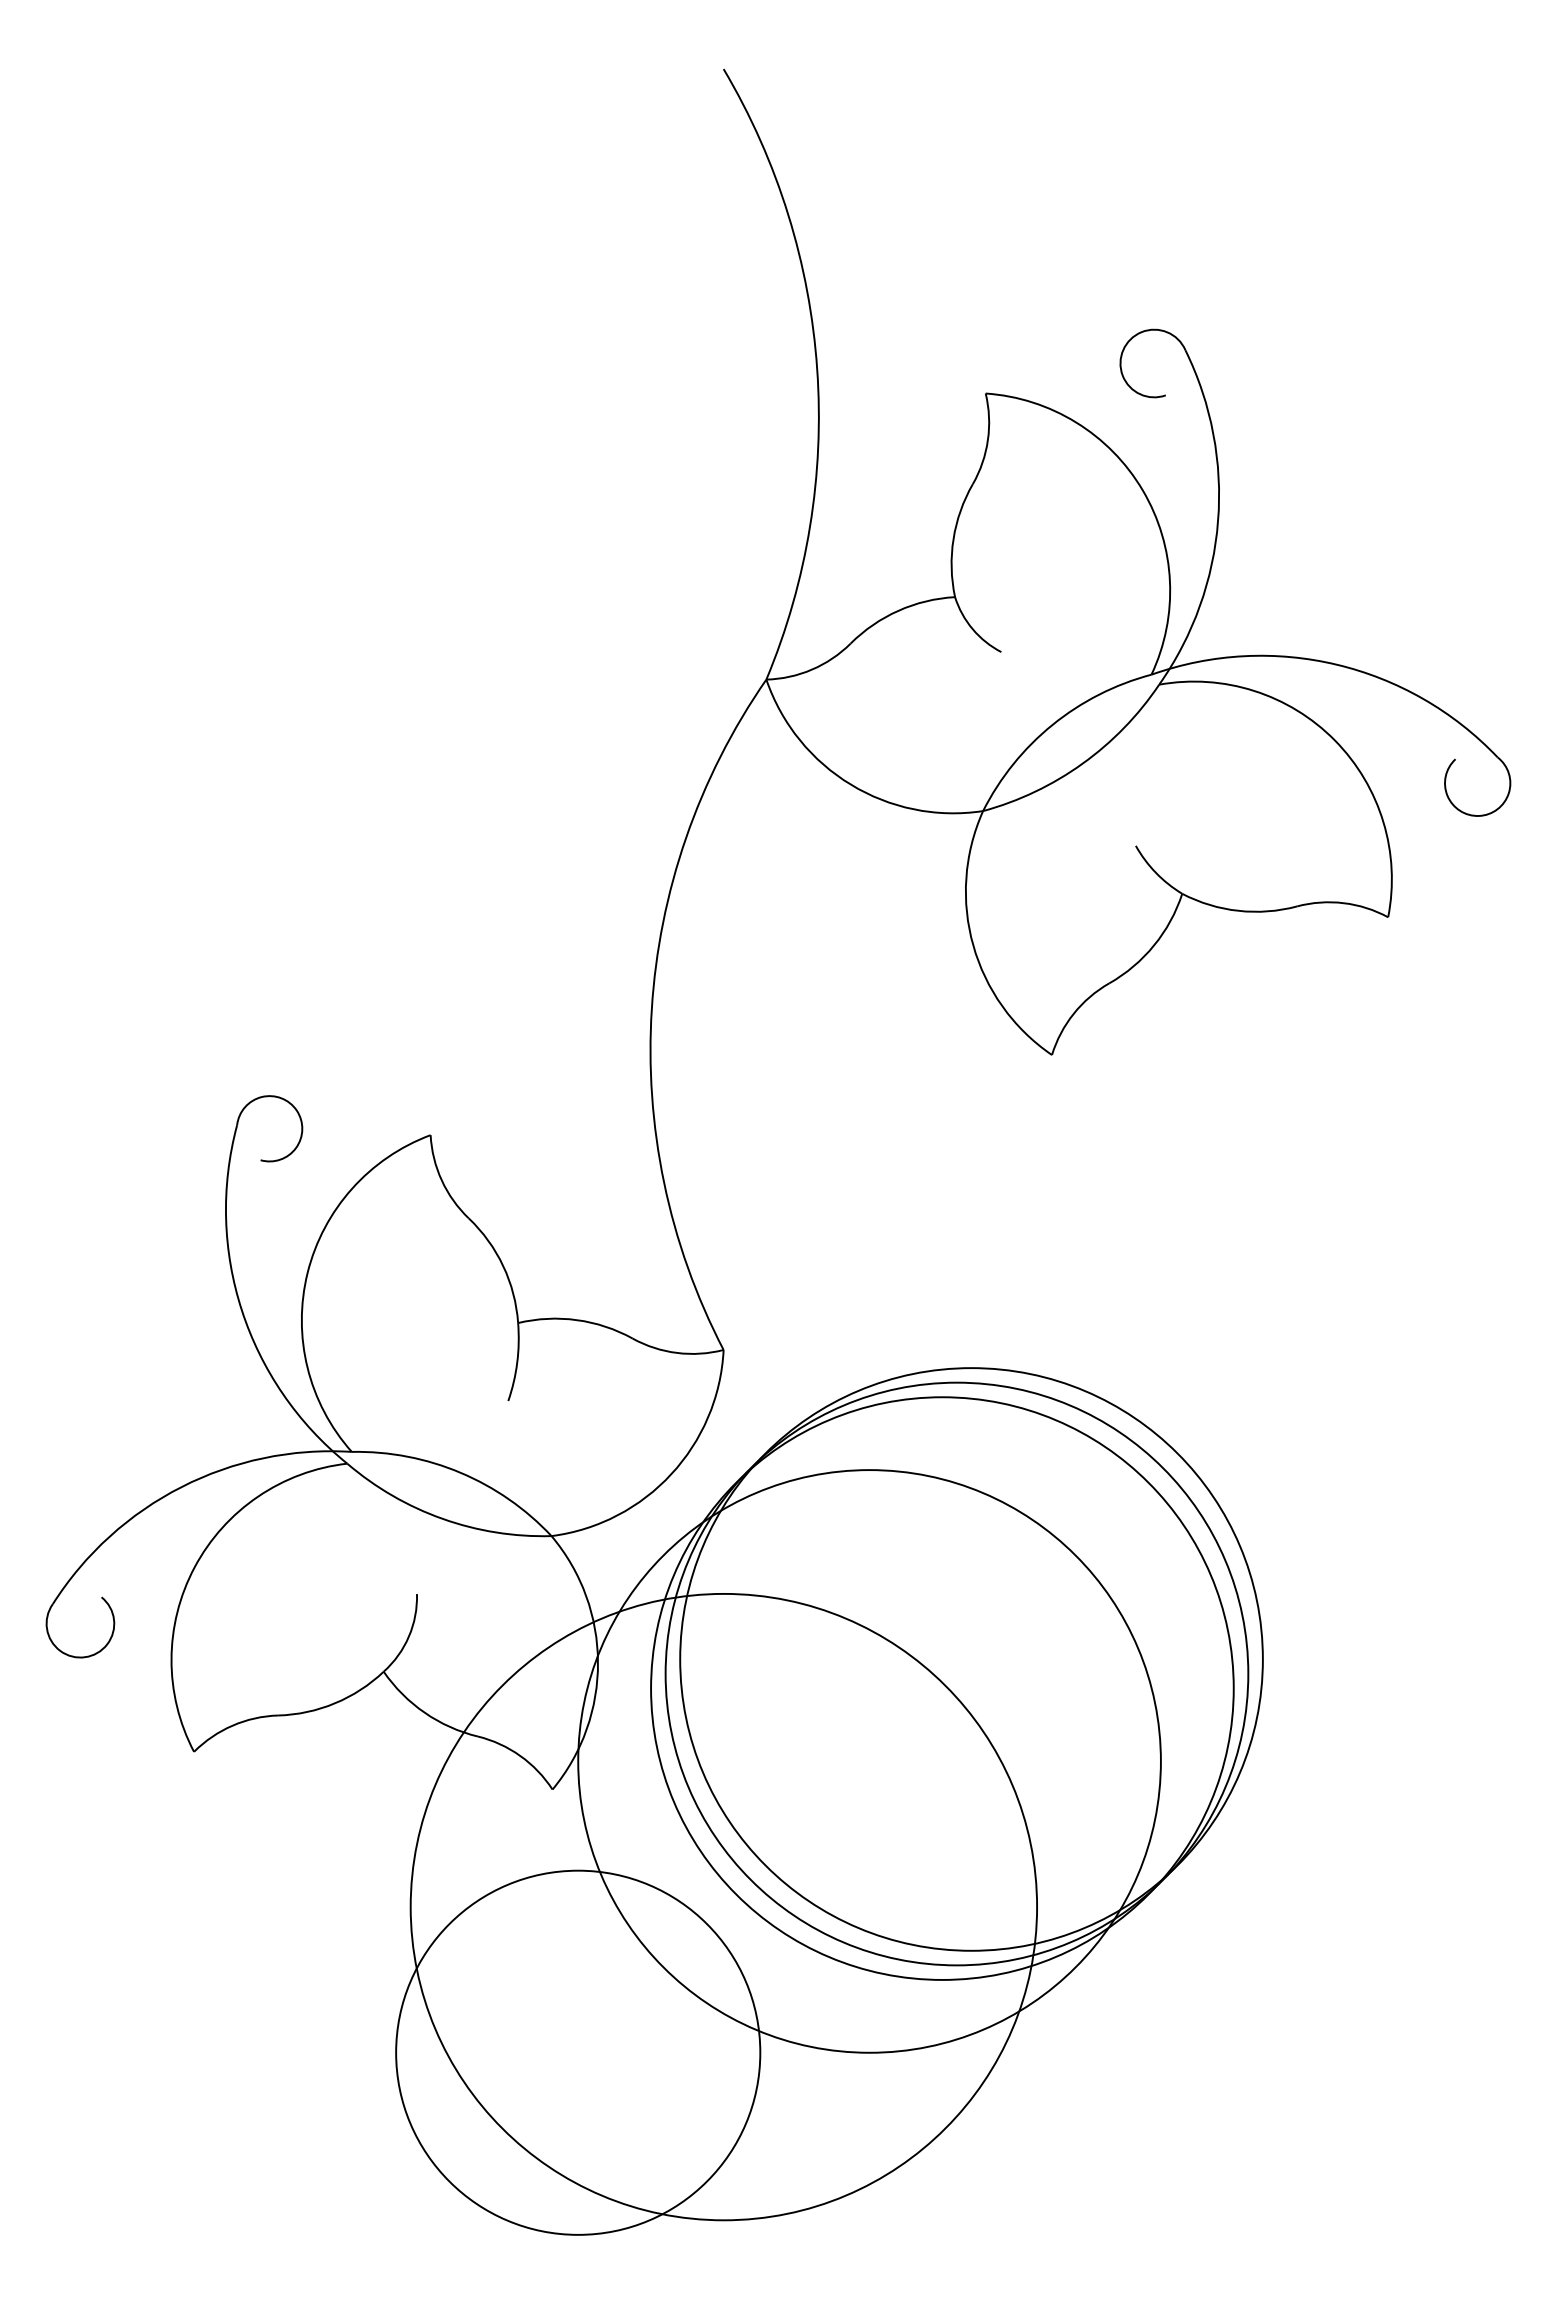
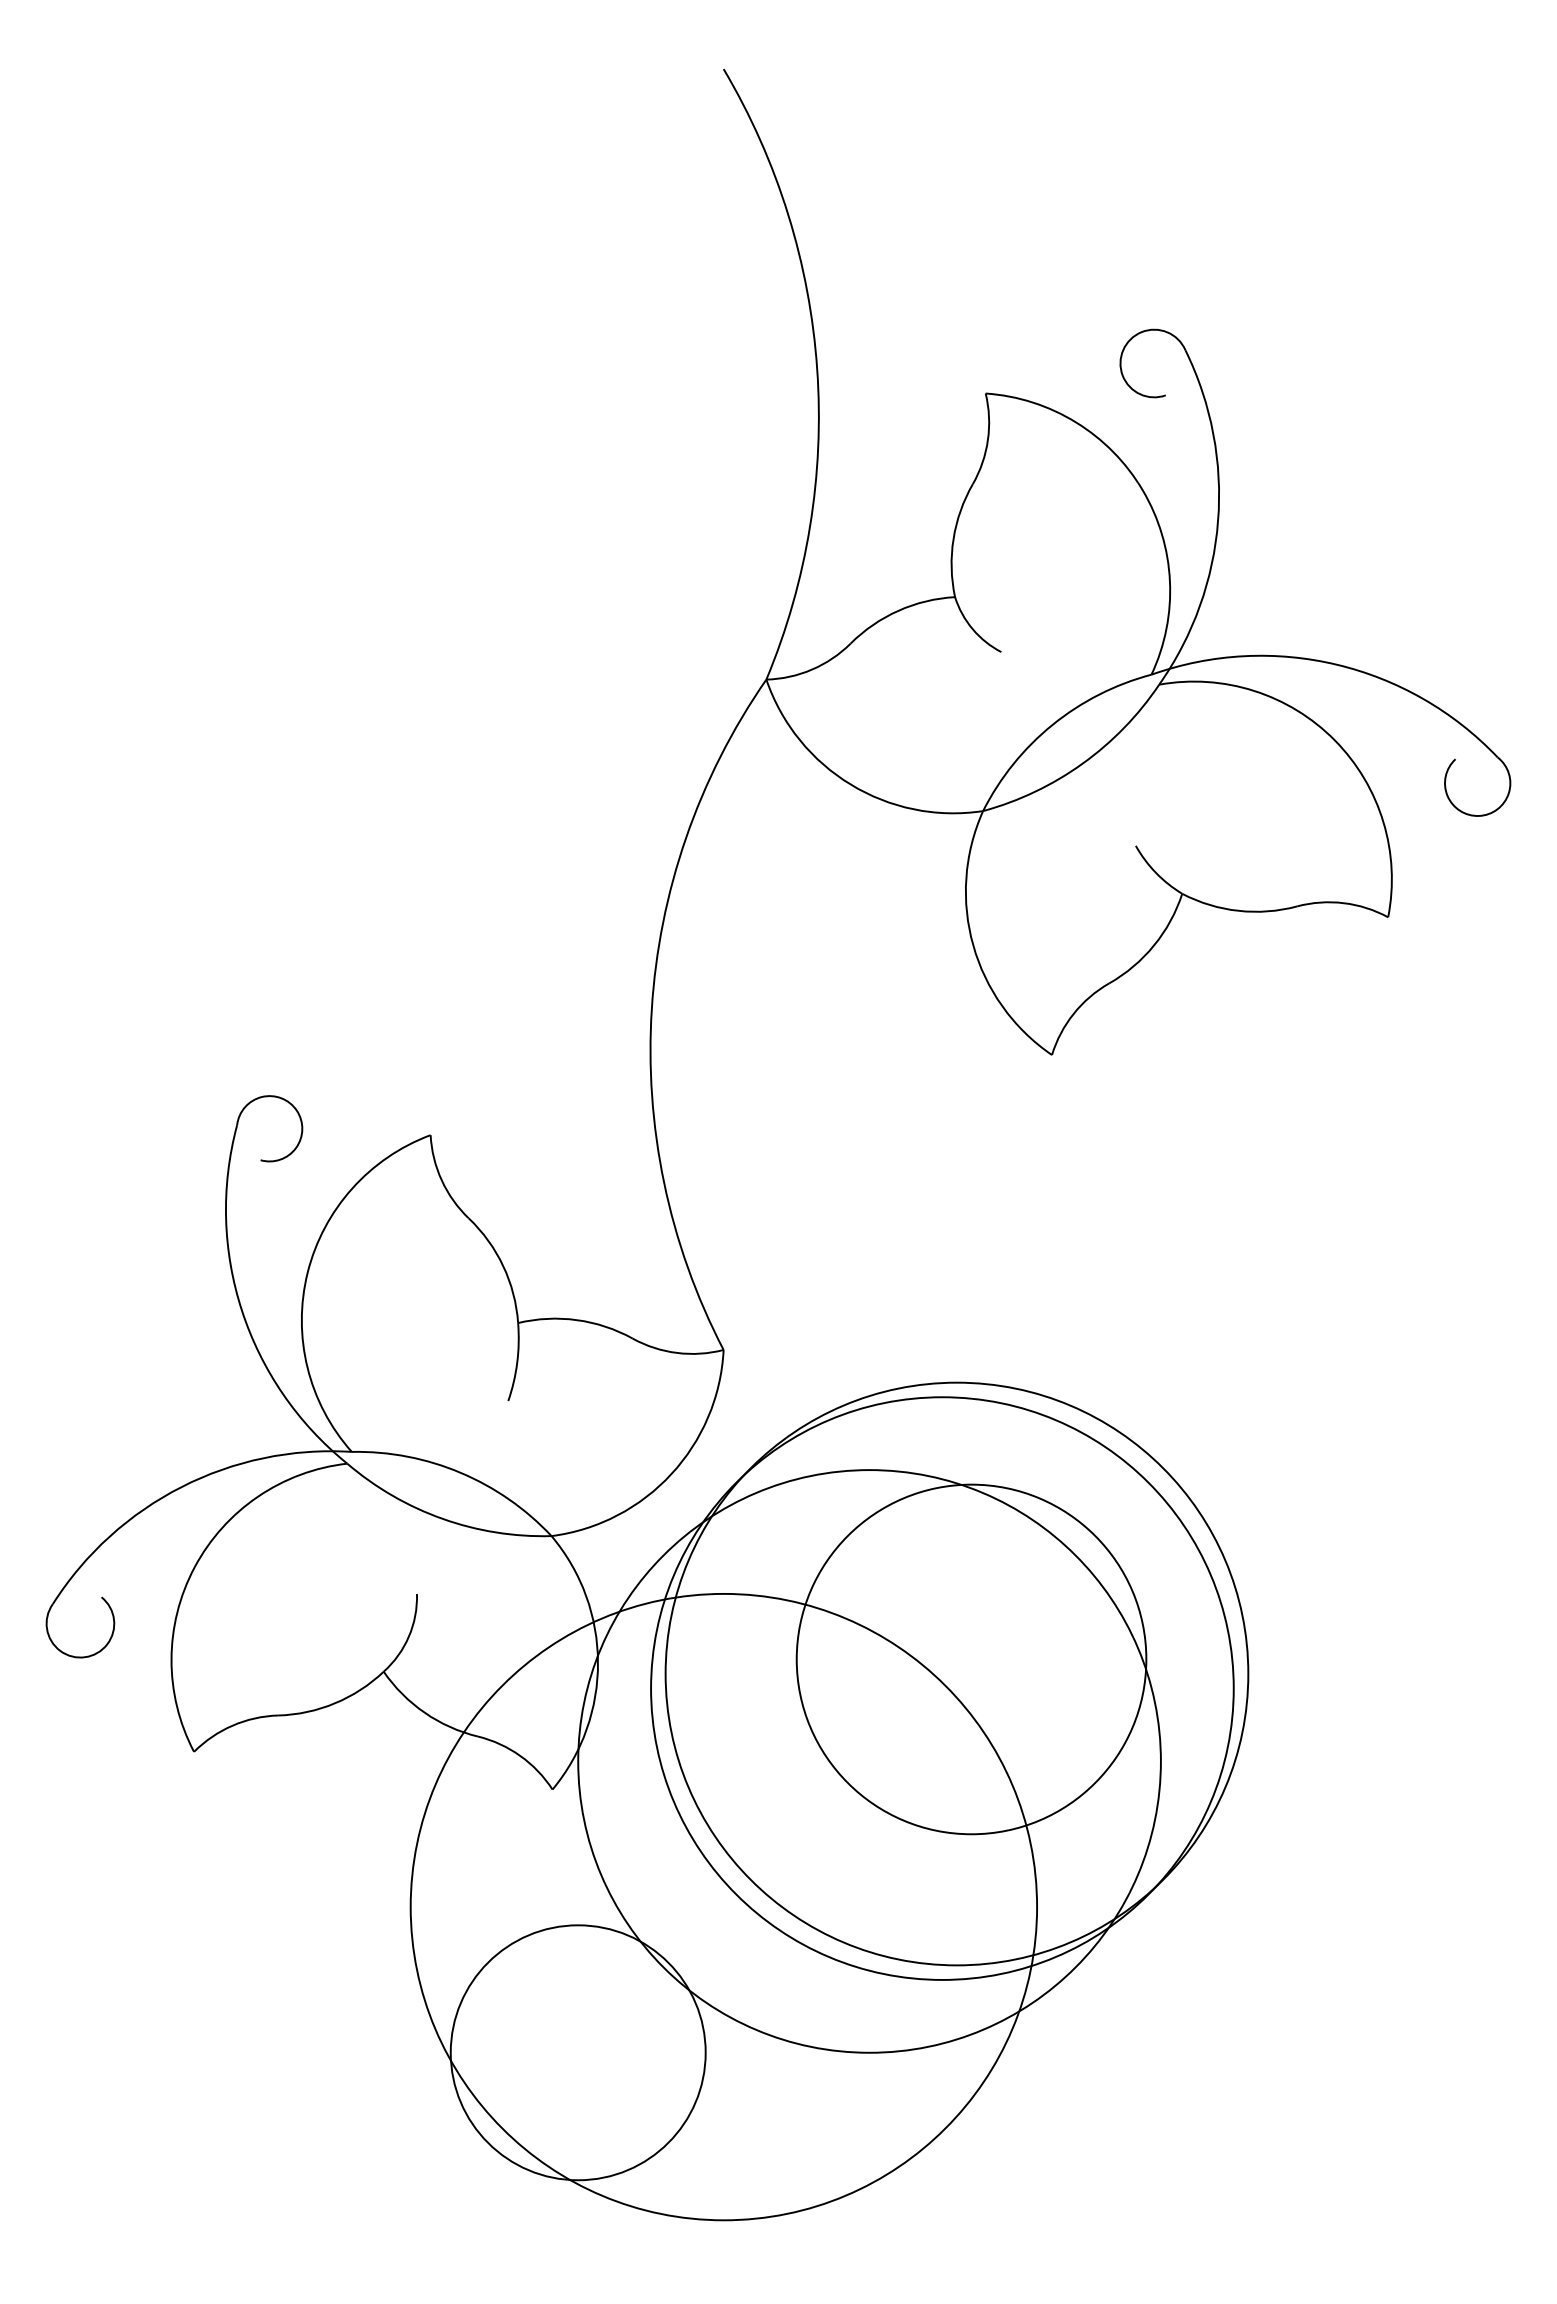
circle diameter: 583 px -> 350 px (971, 1659)
circle diameter: 364 px -> 255 px (577, 2052)
